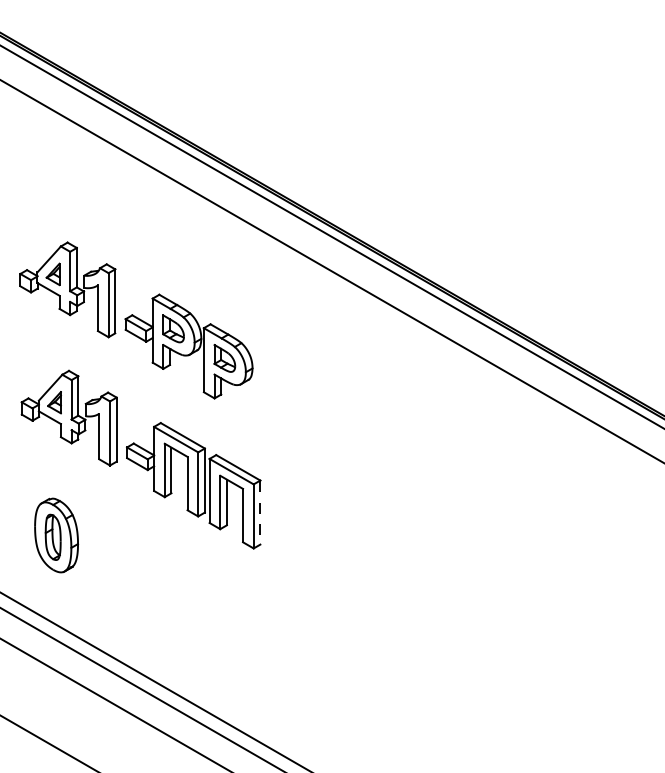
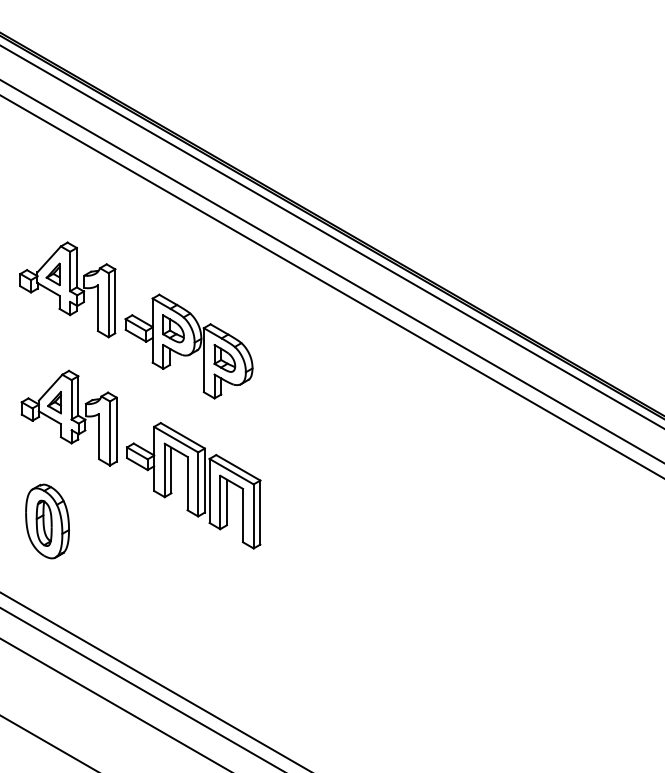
line: none -> present (331, 286)
line: dashed -> solid (260, 513)
part position: (56, 535) -> (47, 521) (47, 521)
